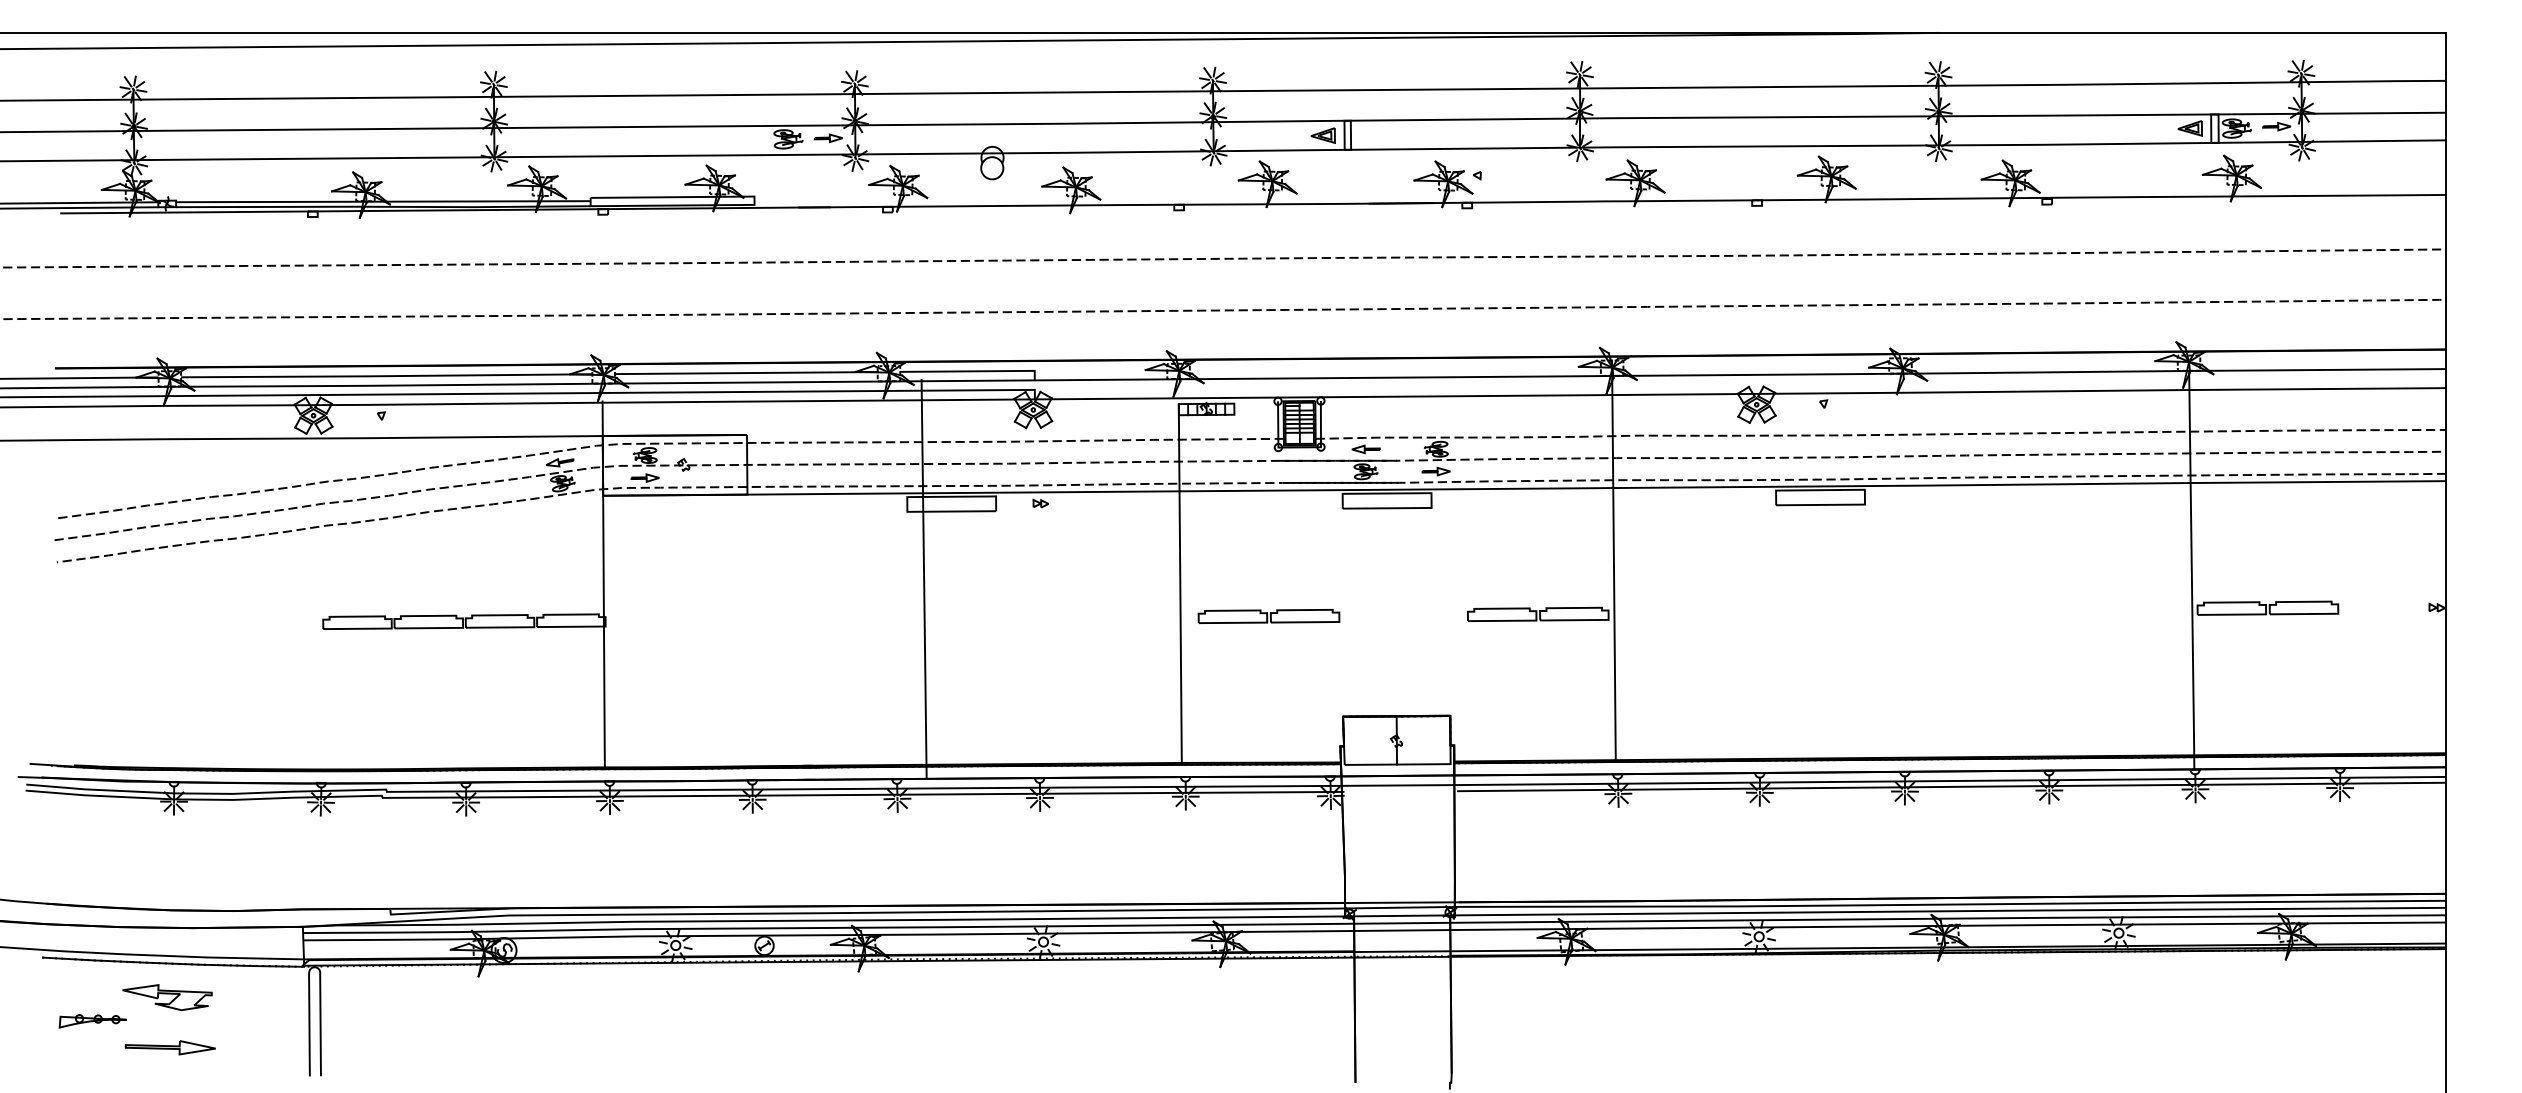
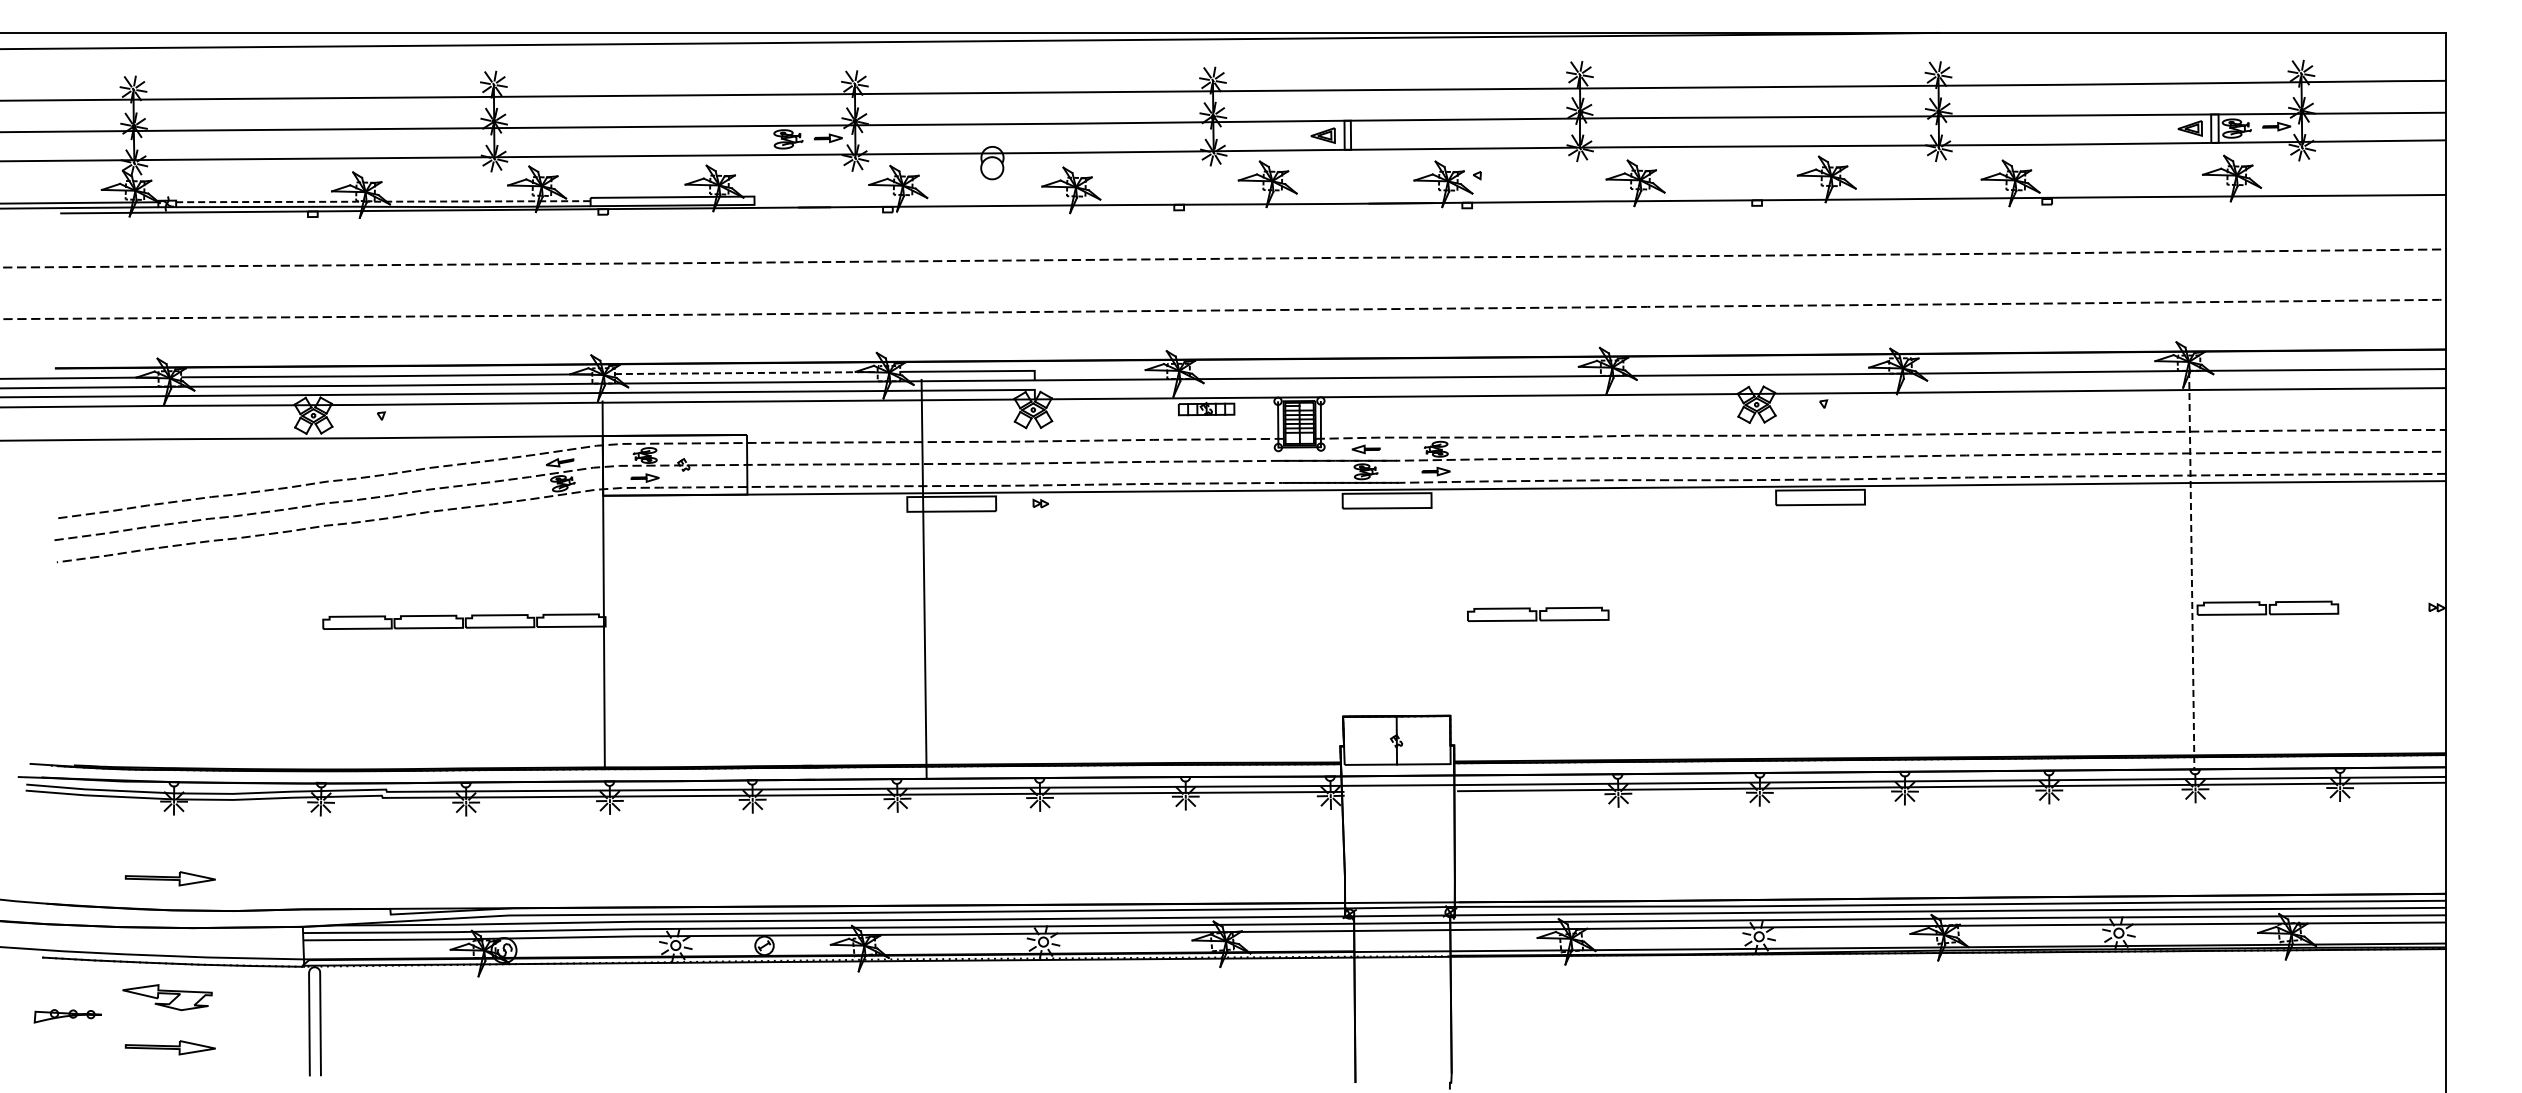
line: solid -> dashed (382, 201)
line: solid -> dashed (746, 373)
line: present -> none (1613, 560)
line: solid -> dashed (2191, 570)
line: present -> none (1179, 583)
part: present -> none (1268, 616)
part: none -> present (169, 878)
part position: (92, 1021) -> (67, 1016) (67, 1016)
